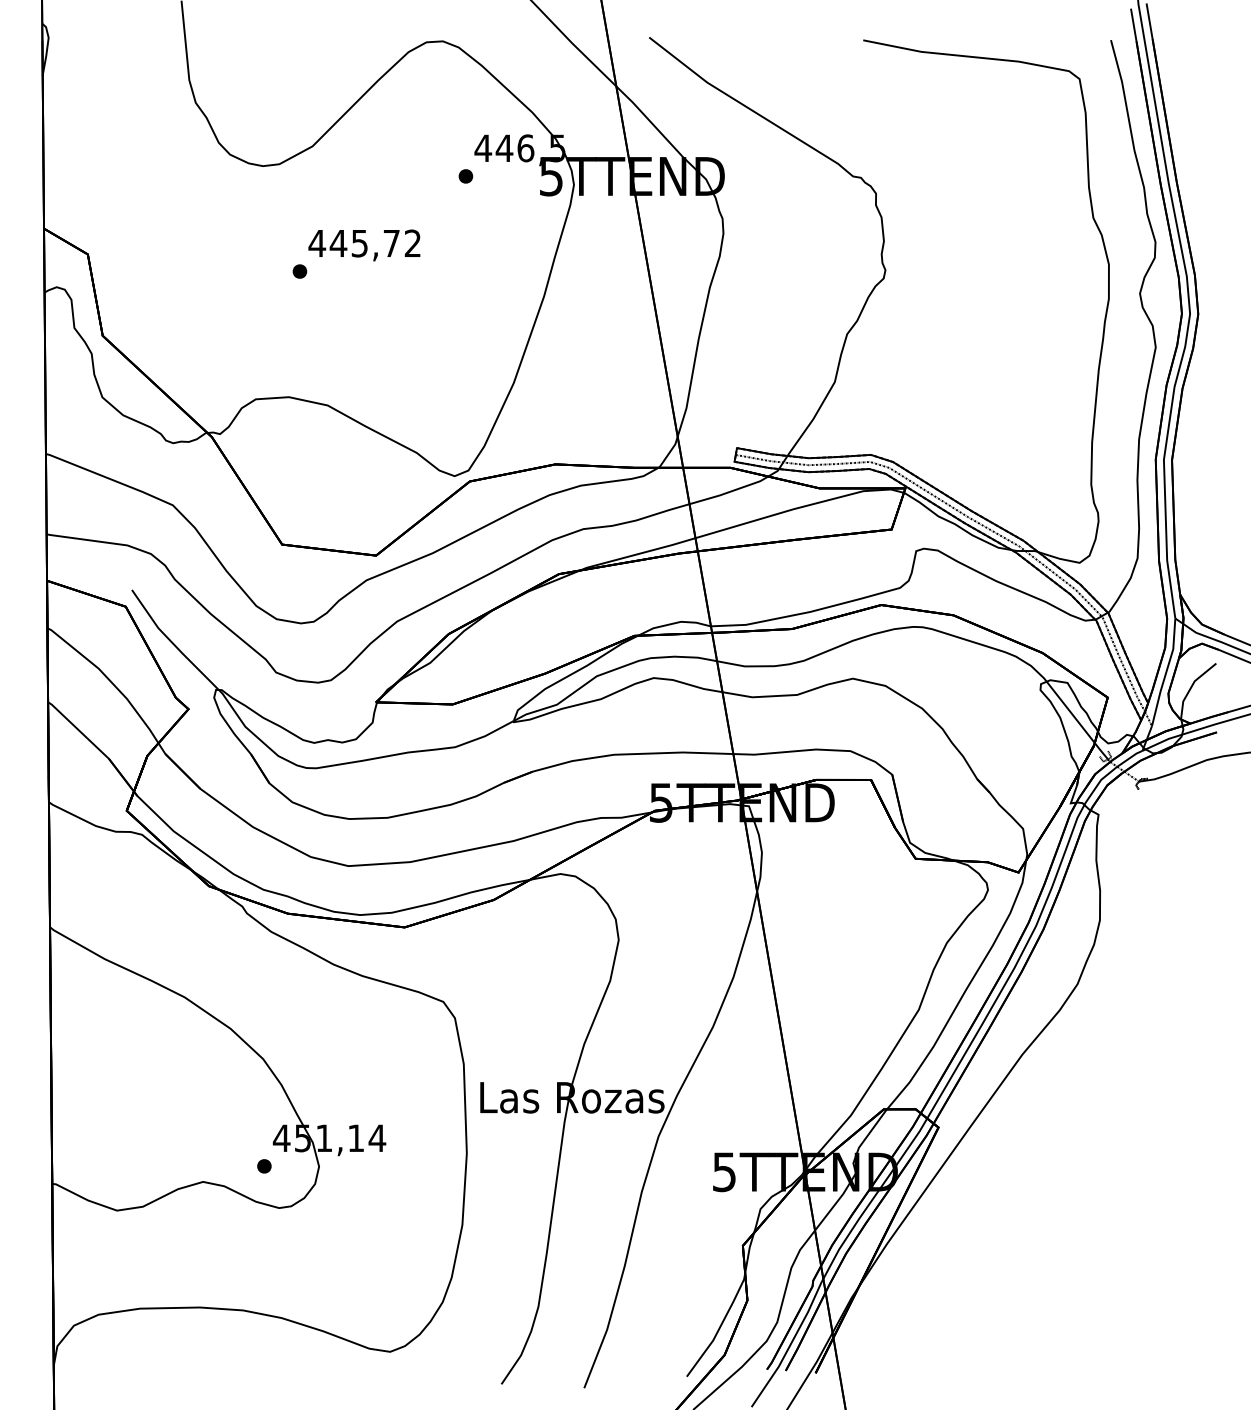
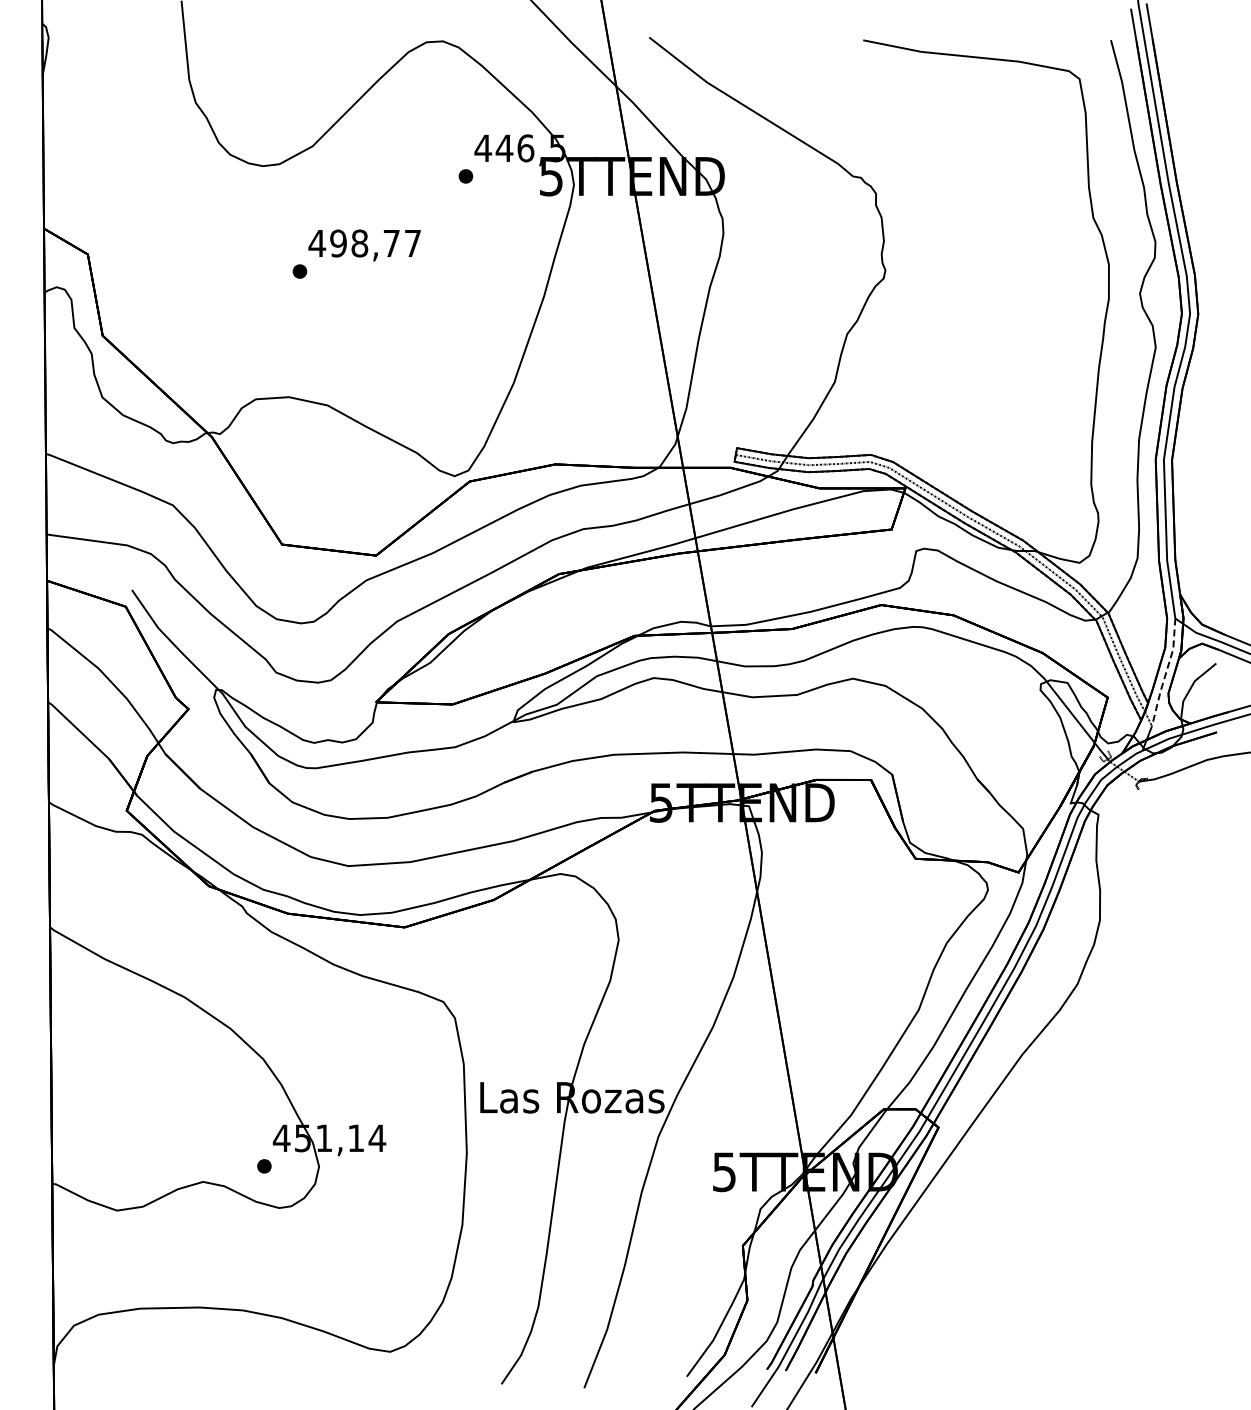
text: 445,72 -> 498,77 (374, 243)
line: solid -> dashed (1166, 672)
